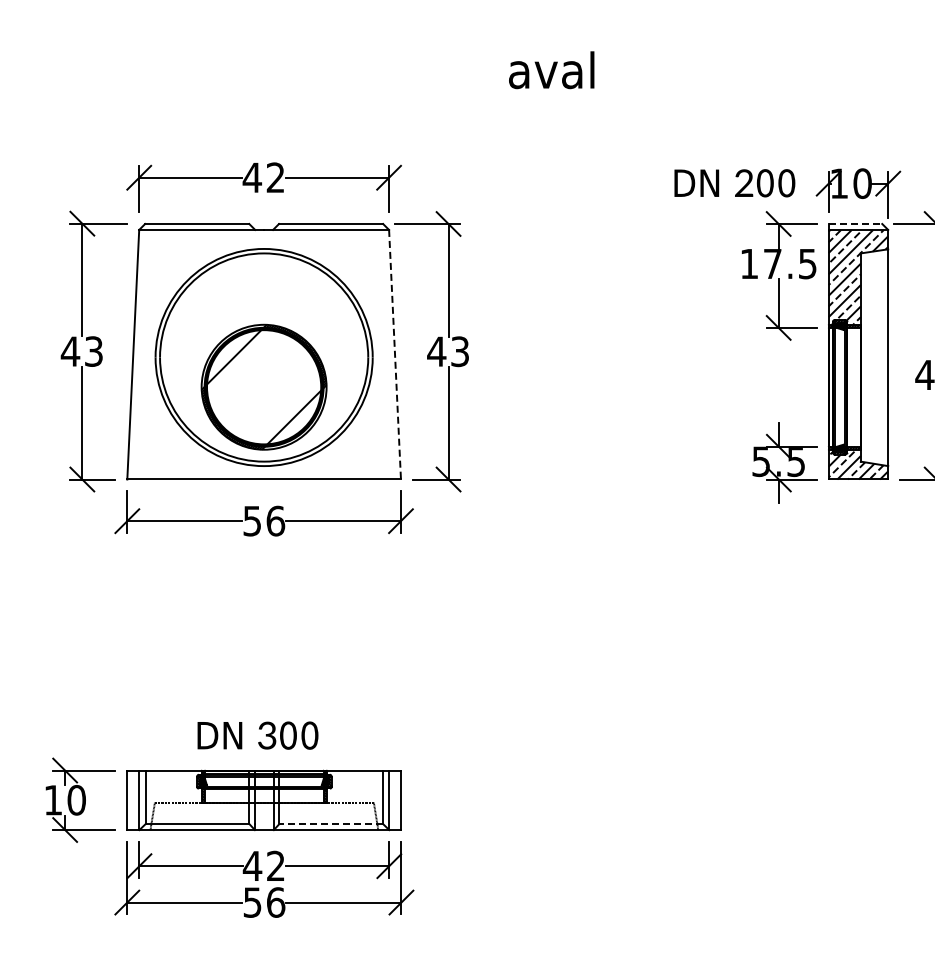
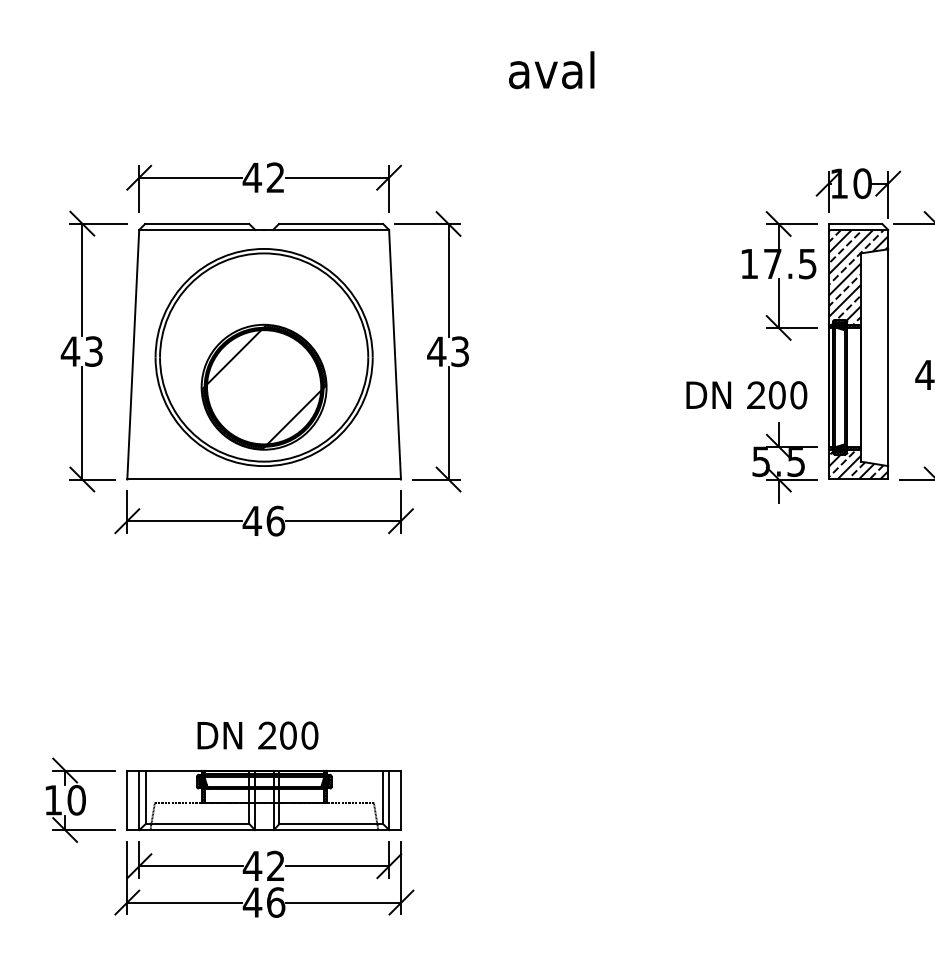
text position: (734, 183) -> (746, 395) (746, 395)
line: dashed -> solid (855, 224)
line: dashed -> solid (395, 354)
text: 56 -> 46 (252, 521)
text: 3 -> 2 (267, 737)
line: dashed -> solid (331, 824)
text: 56 -> 46 (252, 902)
